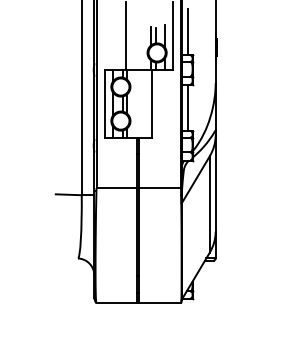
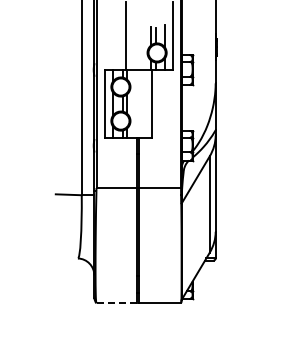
line: present -> none (187, 31)
line: present -> none (187, 107)
line: solid -> dashed (116, 303)
